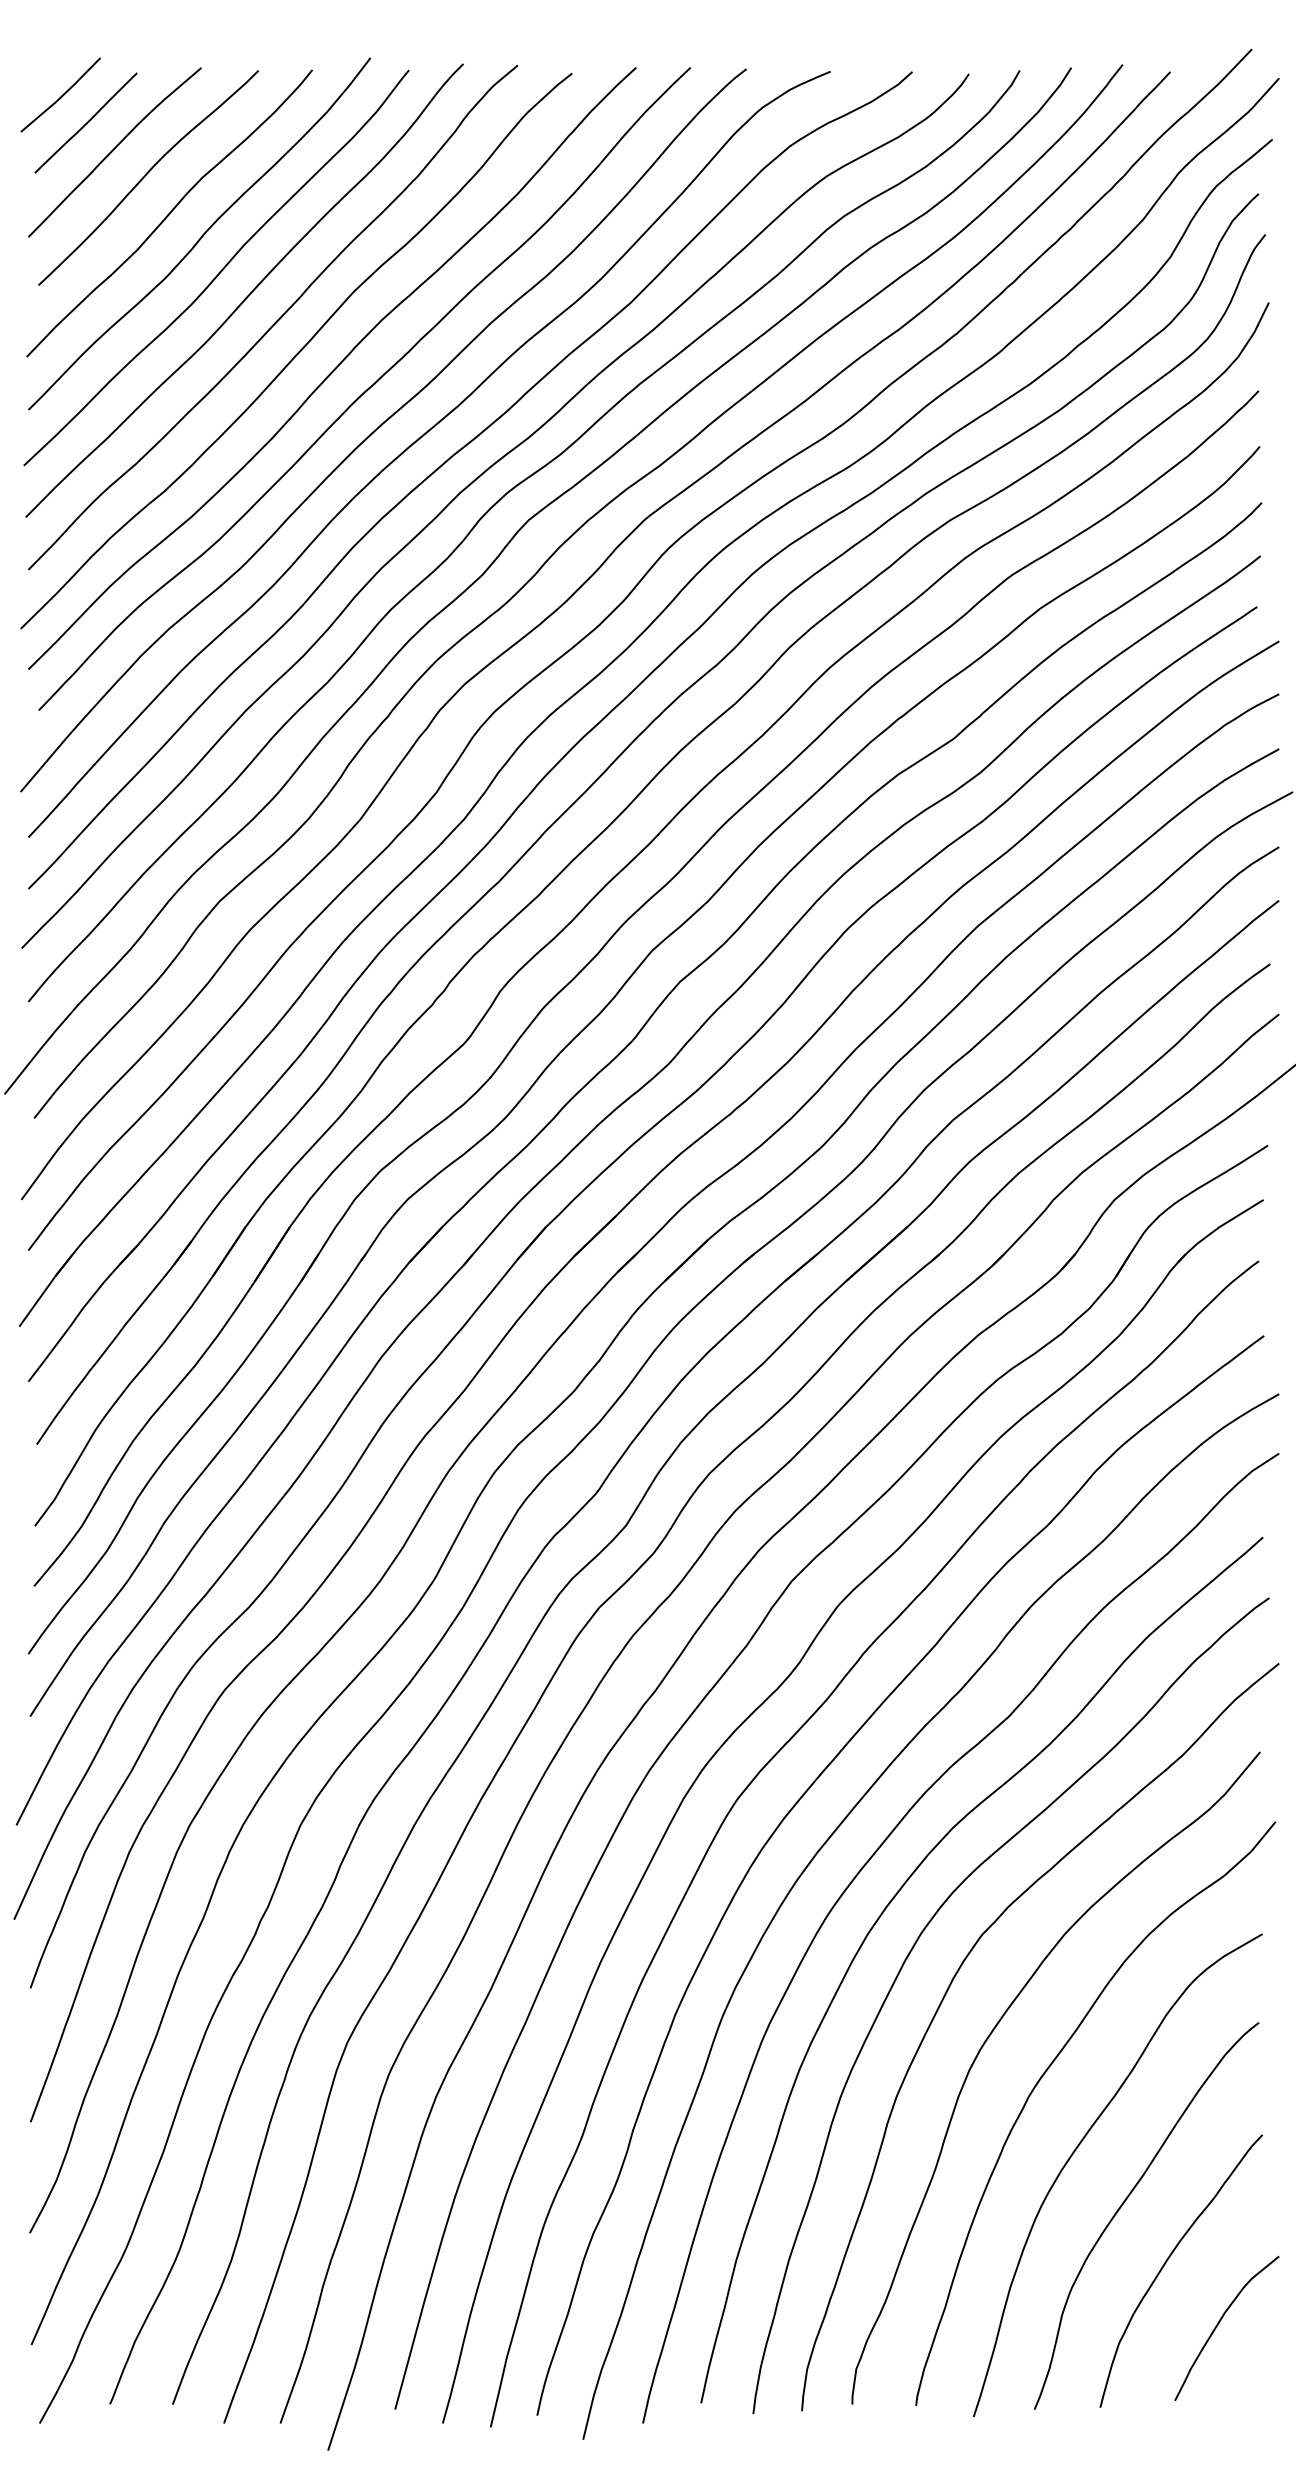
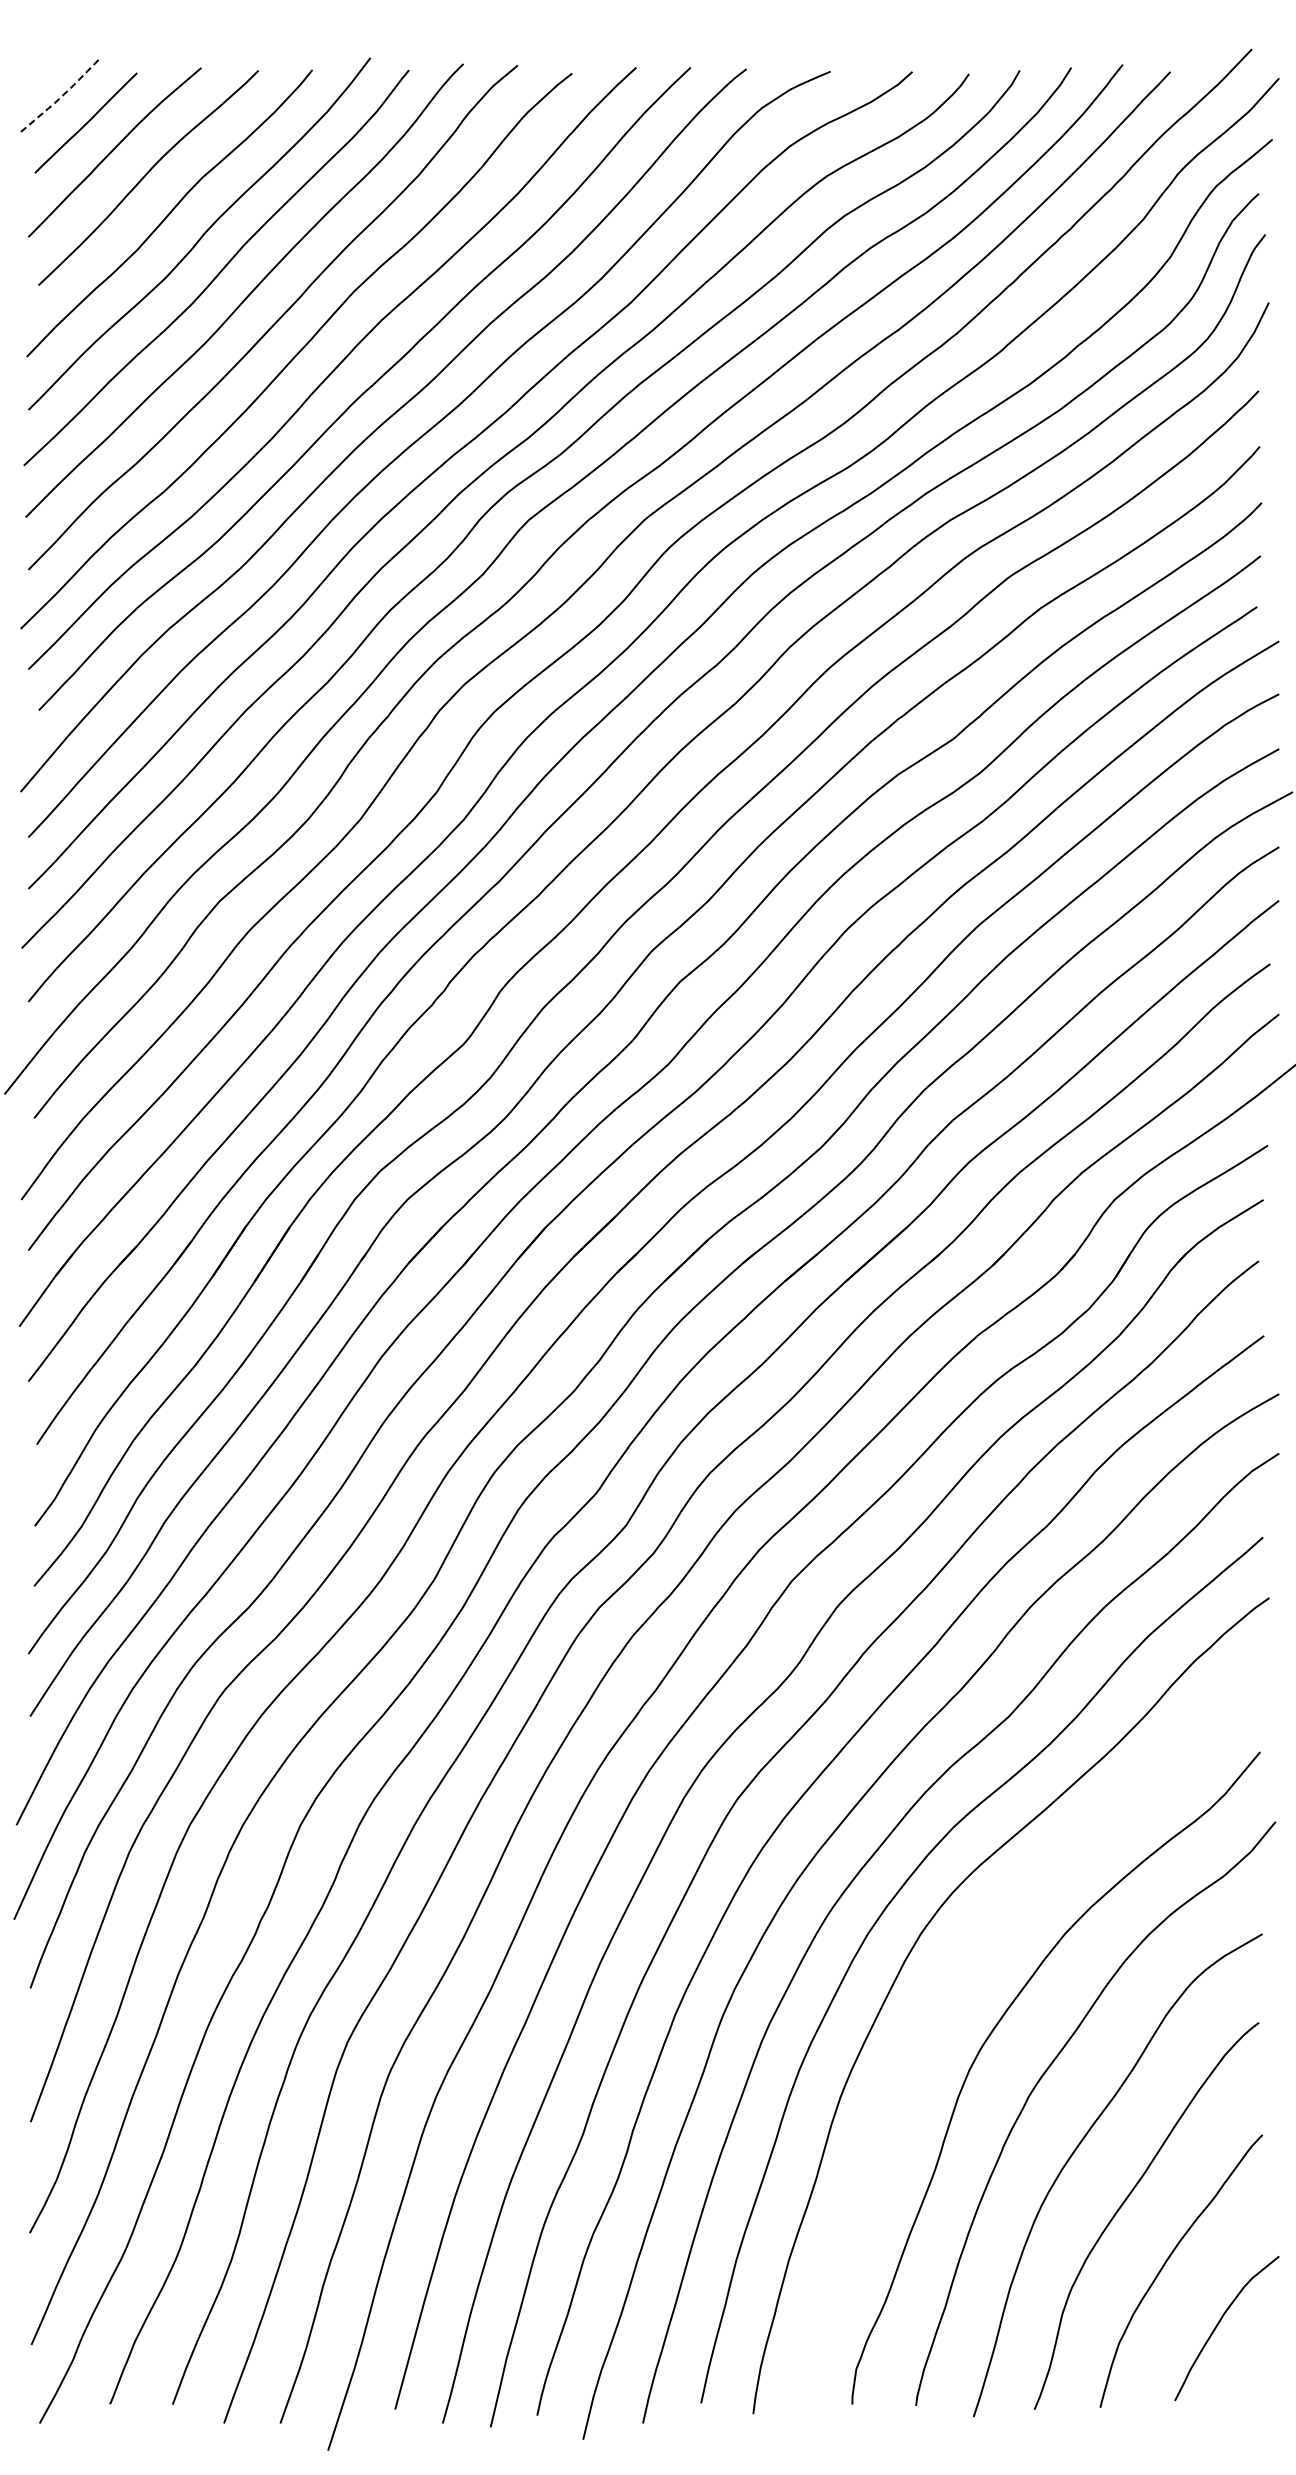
line: solid -> dashed (62, 95)
curve: present -> none (948, 1990)
